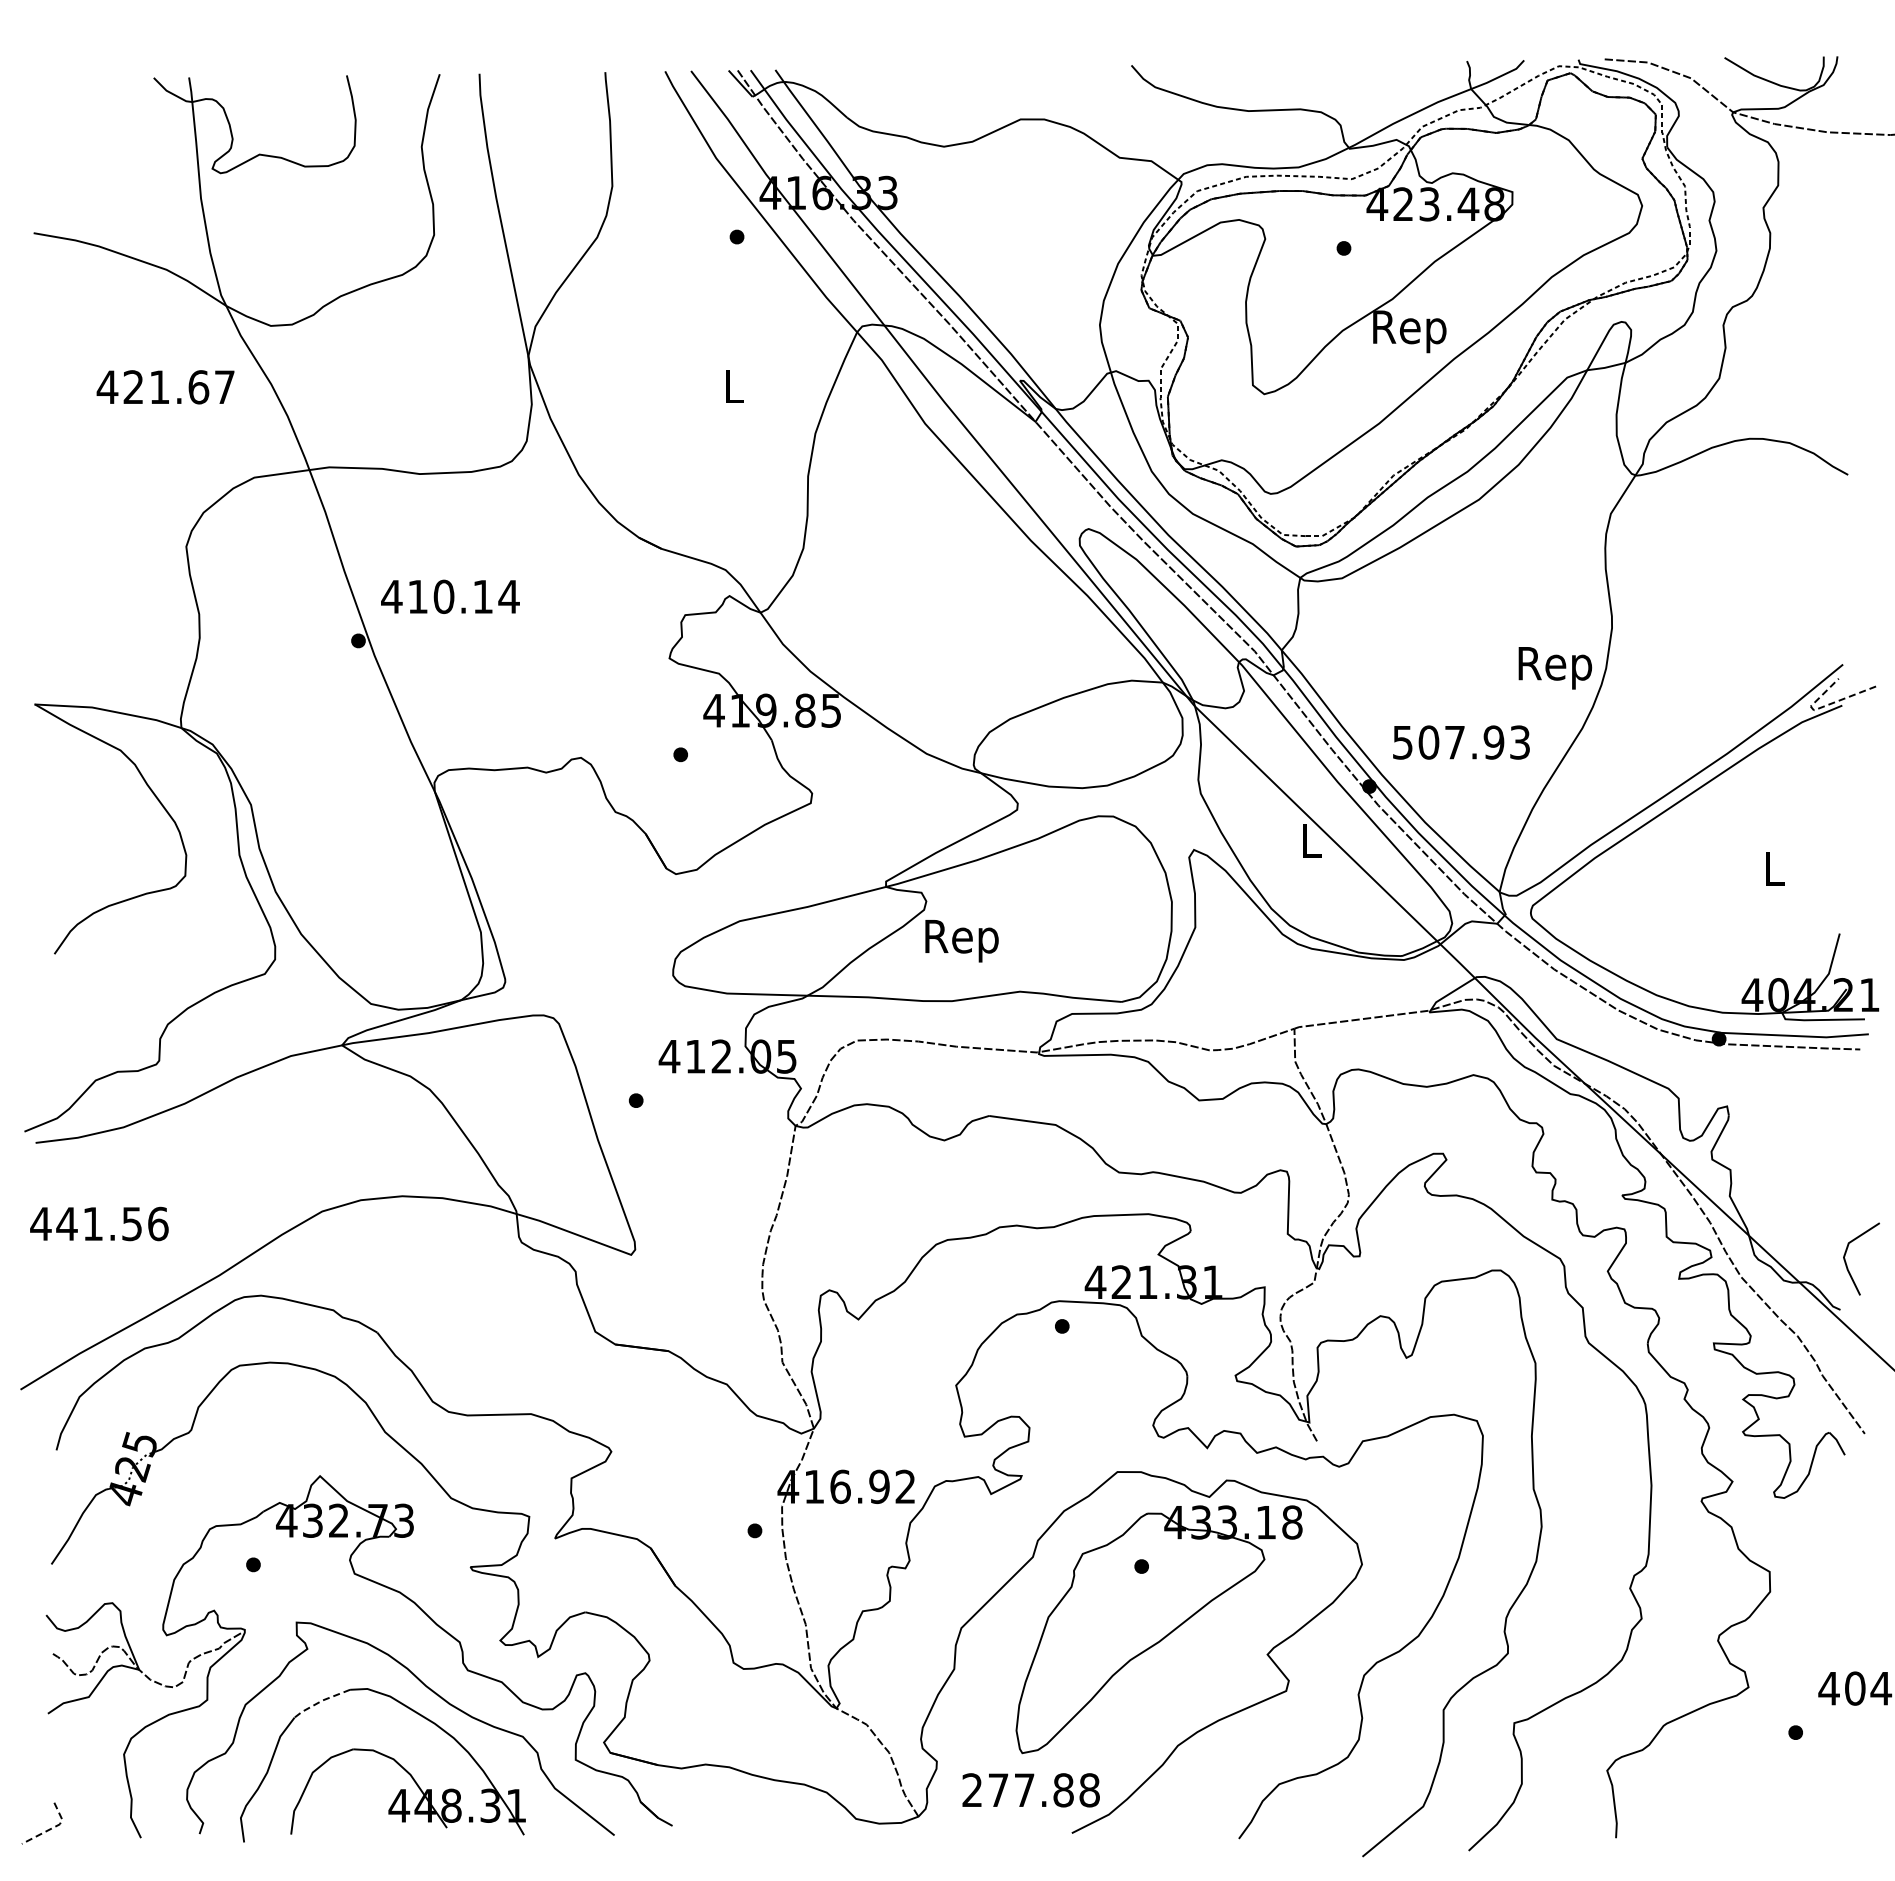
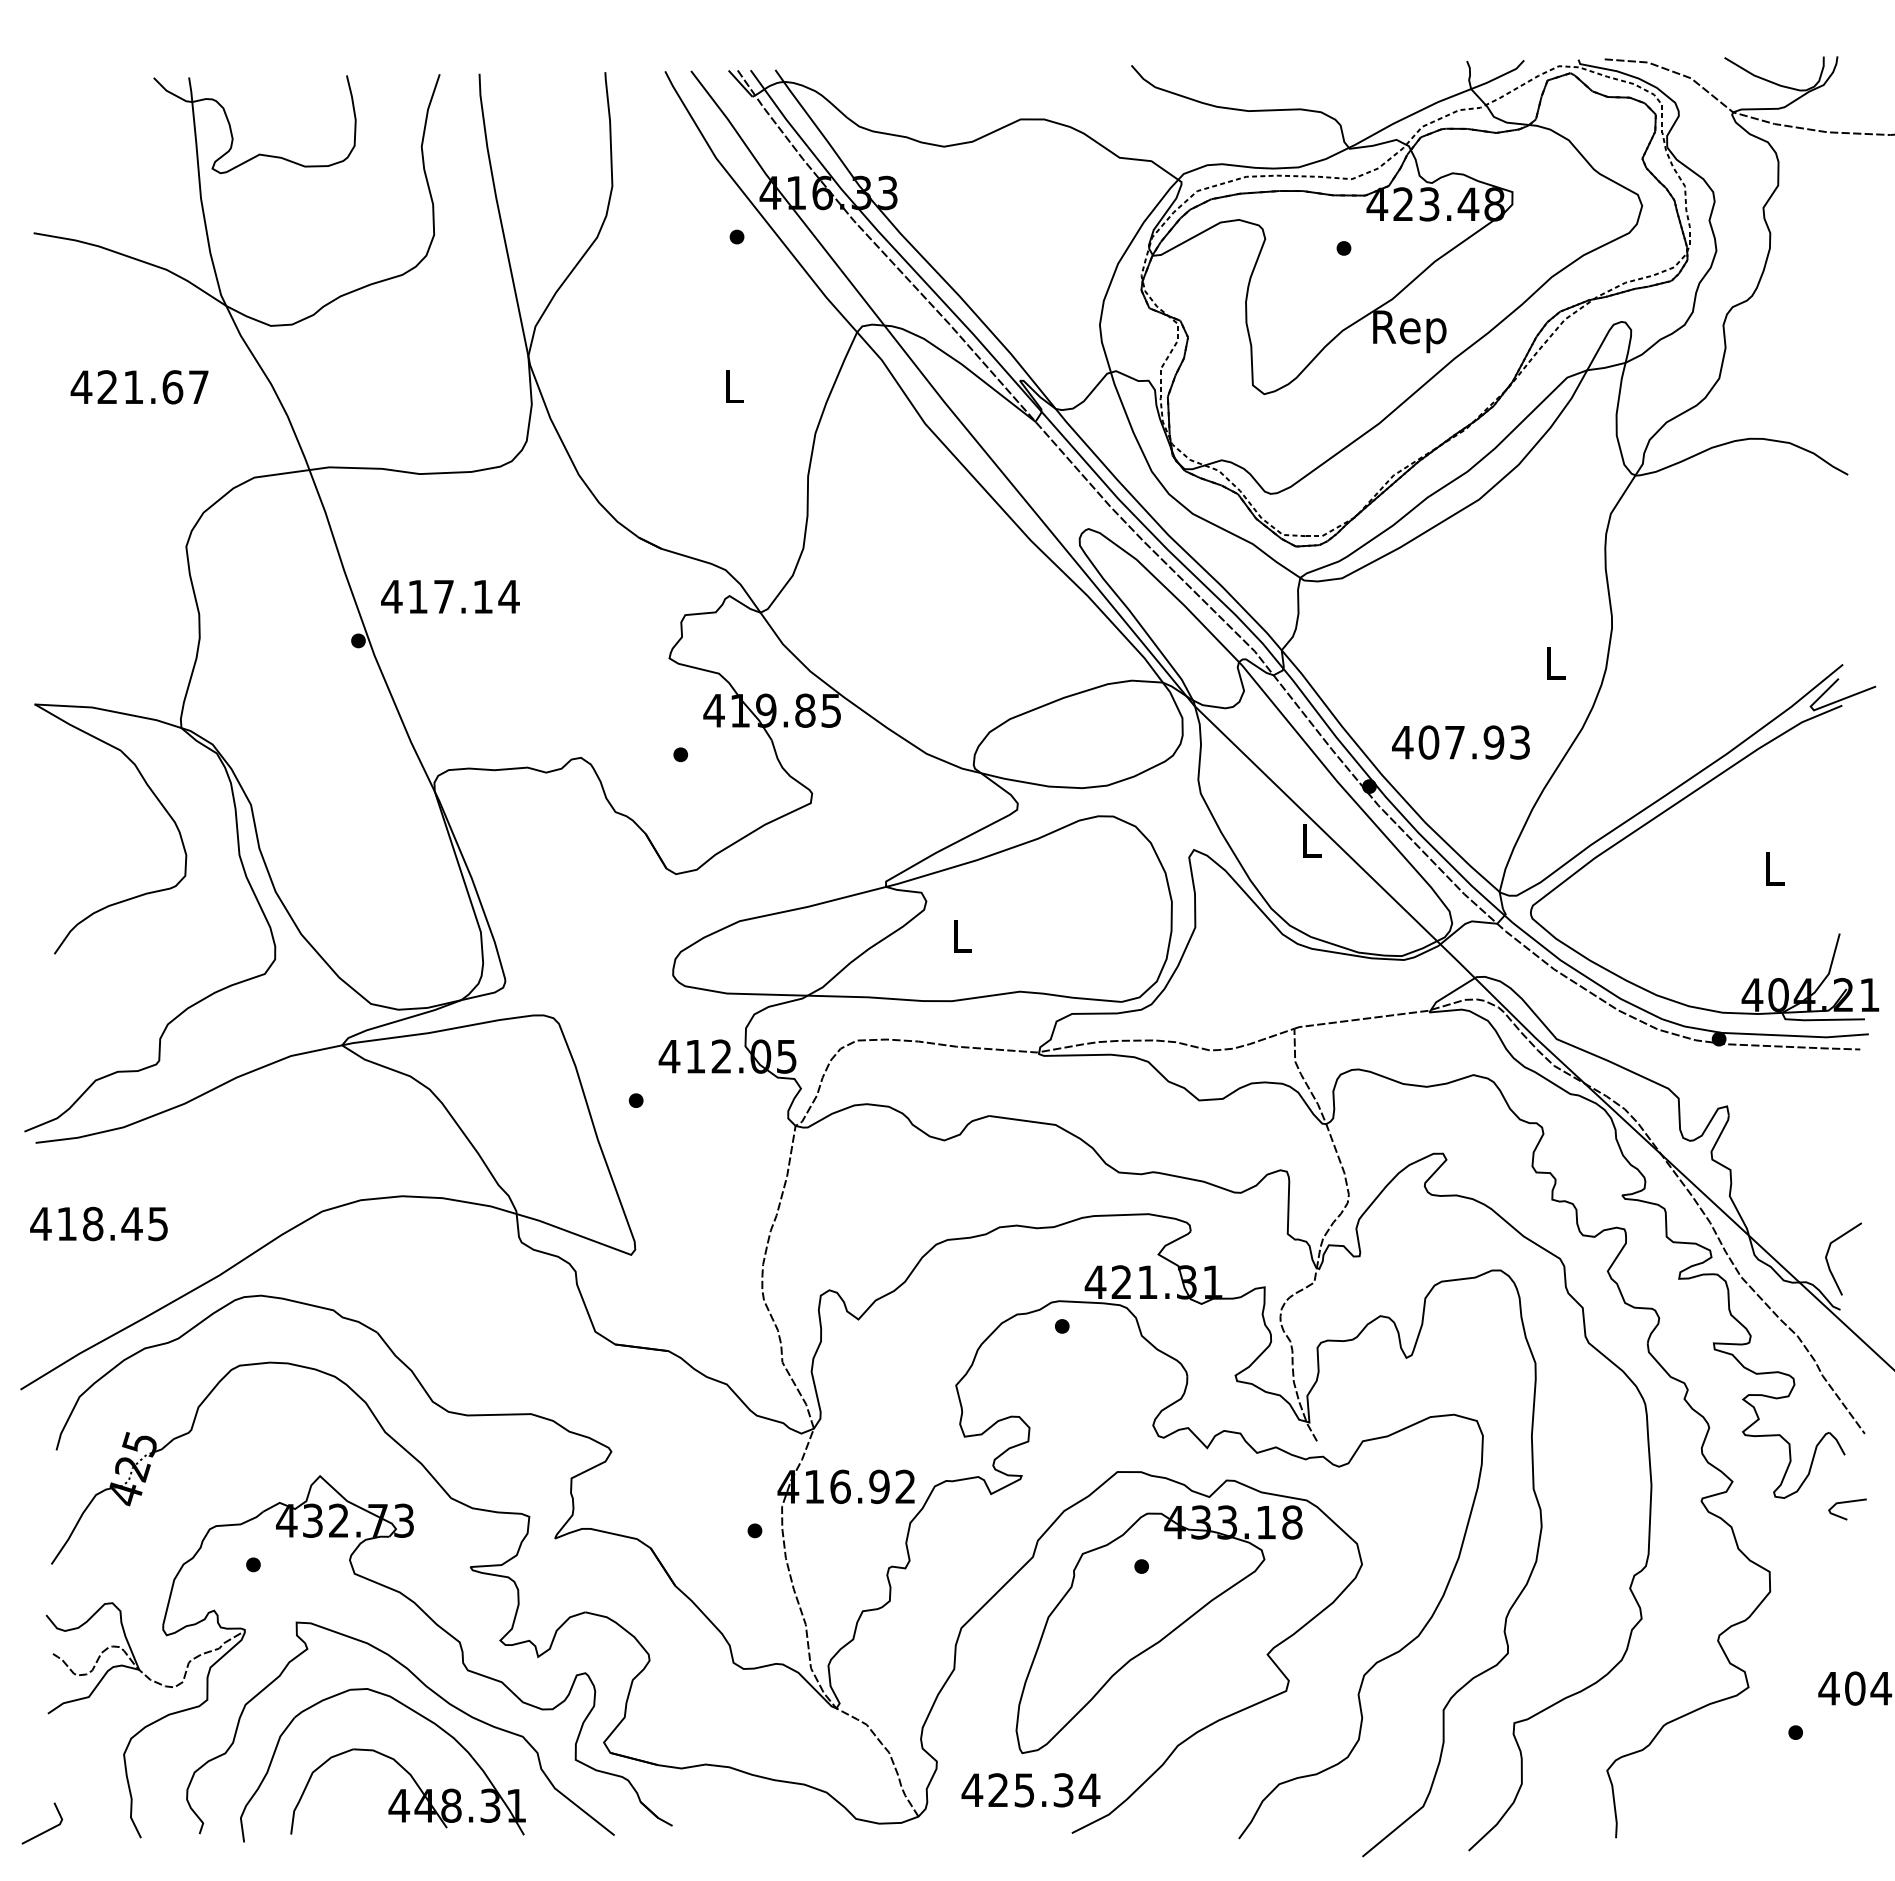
text position: (165, 387) -> (139, 387) (139, 387)
text: 410.14 -> 417.14 (443, 596)
text: Rep -> L (1555, 668)
line: dashed -> solid (1822, 707)
text: 507.93 -> 407.93 (1402, 742)
text: Rep -> L (961, 941)
text: 441.56 -> 418.45 (112, 1223)
line position: (1846, 1261) -> (1828, 1261) (1828, 1261)
line: none -> present (1845, 1503)
line: dashed -> solid (320, 1701)
text: 277.88 -> 425.34 (1030, 1790)
line: dashed -> solid (52, 1827)
